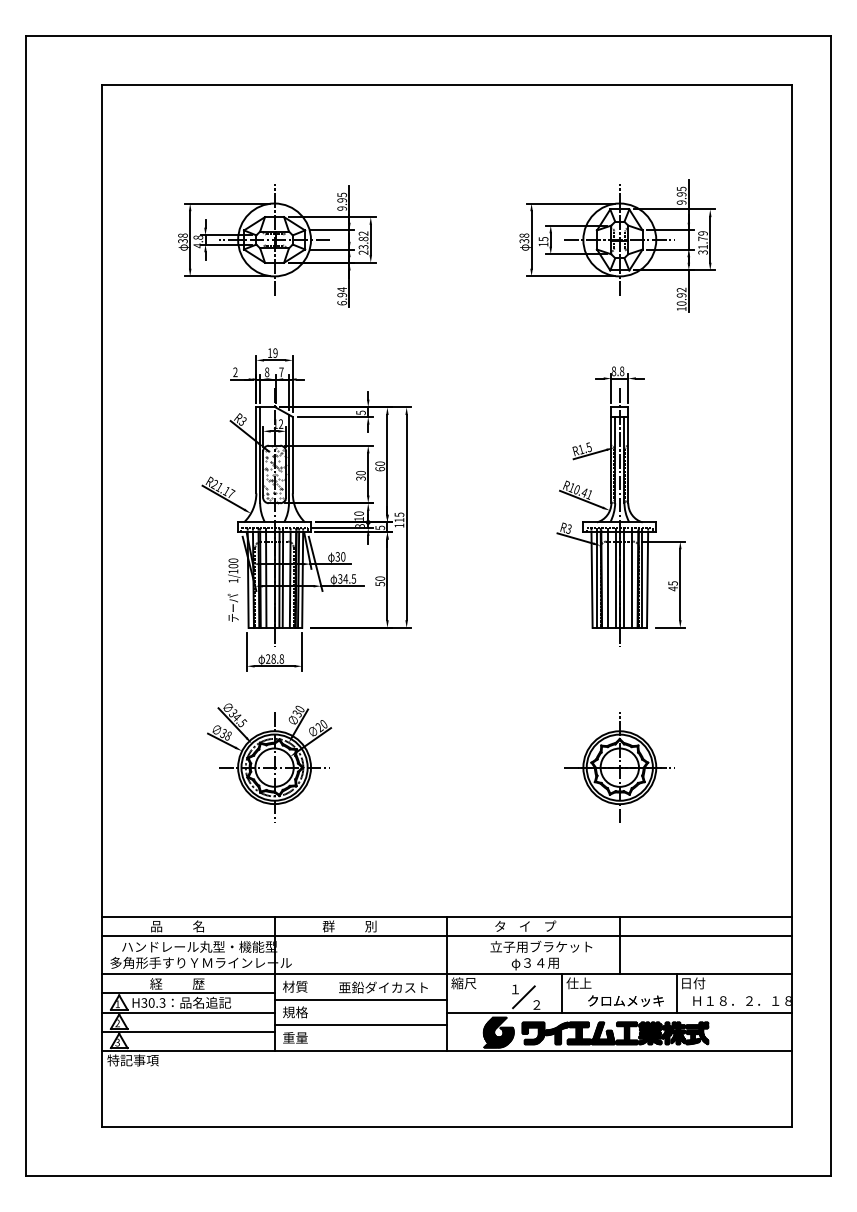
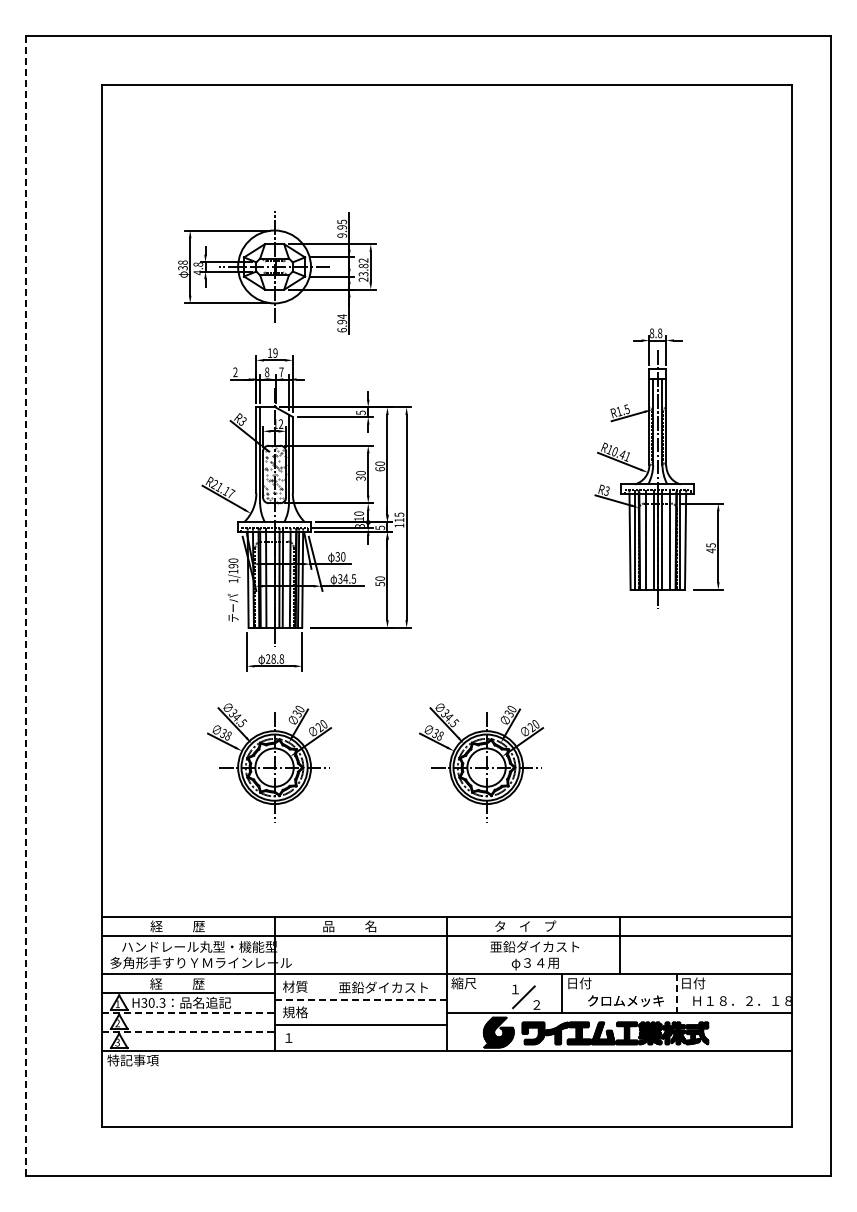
part position: (277, 245) -> (277, 272) (277, 272)
part: present -> none (617, 245)
part position: (620, 506) -> (658, 468) (658, 468)
text: 1/100 -> 1/190 (233, 566)
line: solid -> dashed (25, 605)
part: none -> present (481, 762)
part: present -> none (619, 767)
text: 品          名 -> 経          歴 (177, 926)
text: 群          別 -> 品          名 (349, 926)
text: 立子用ブラケット -> 亜鉛ダイカスト (541, 946)
text: 仕上 -> 日付 (578, 983)
line: solid -> dashed (677, 993)
line: solid -> dashed (361, 999)
line: solid -> dashed (189, 1012)
line: solid -> dashed (189, 1031)
text: 重量 -> １ (295, 1037)
